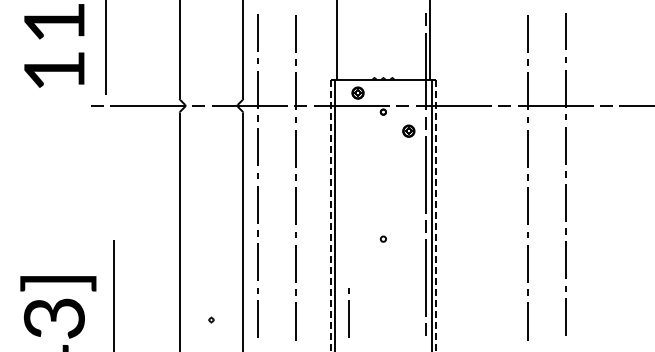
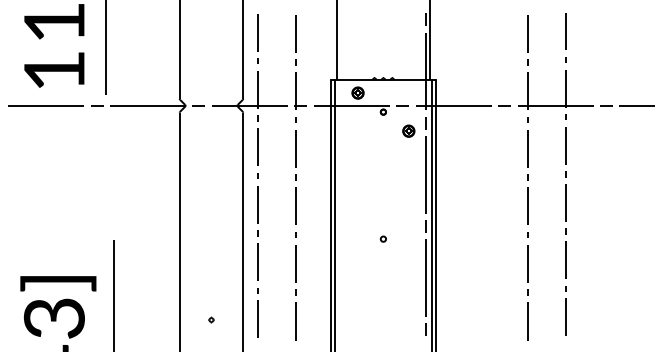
line: none -> present (45, 105)
line: dashed -> solid (330, 215)
line: dashed -> solid (436, 216)
line: present -> none (348, 312)
